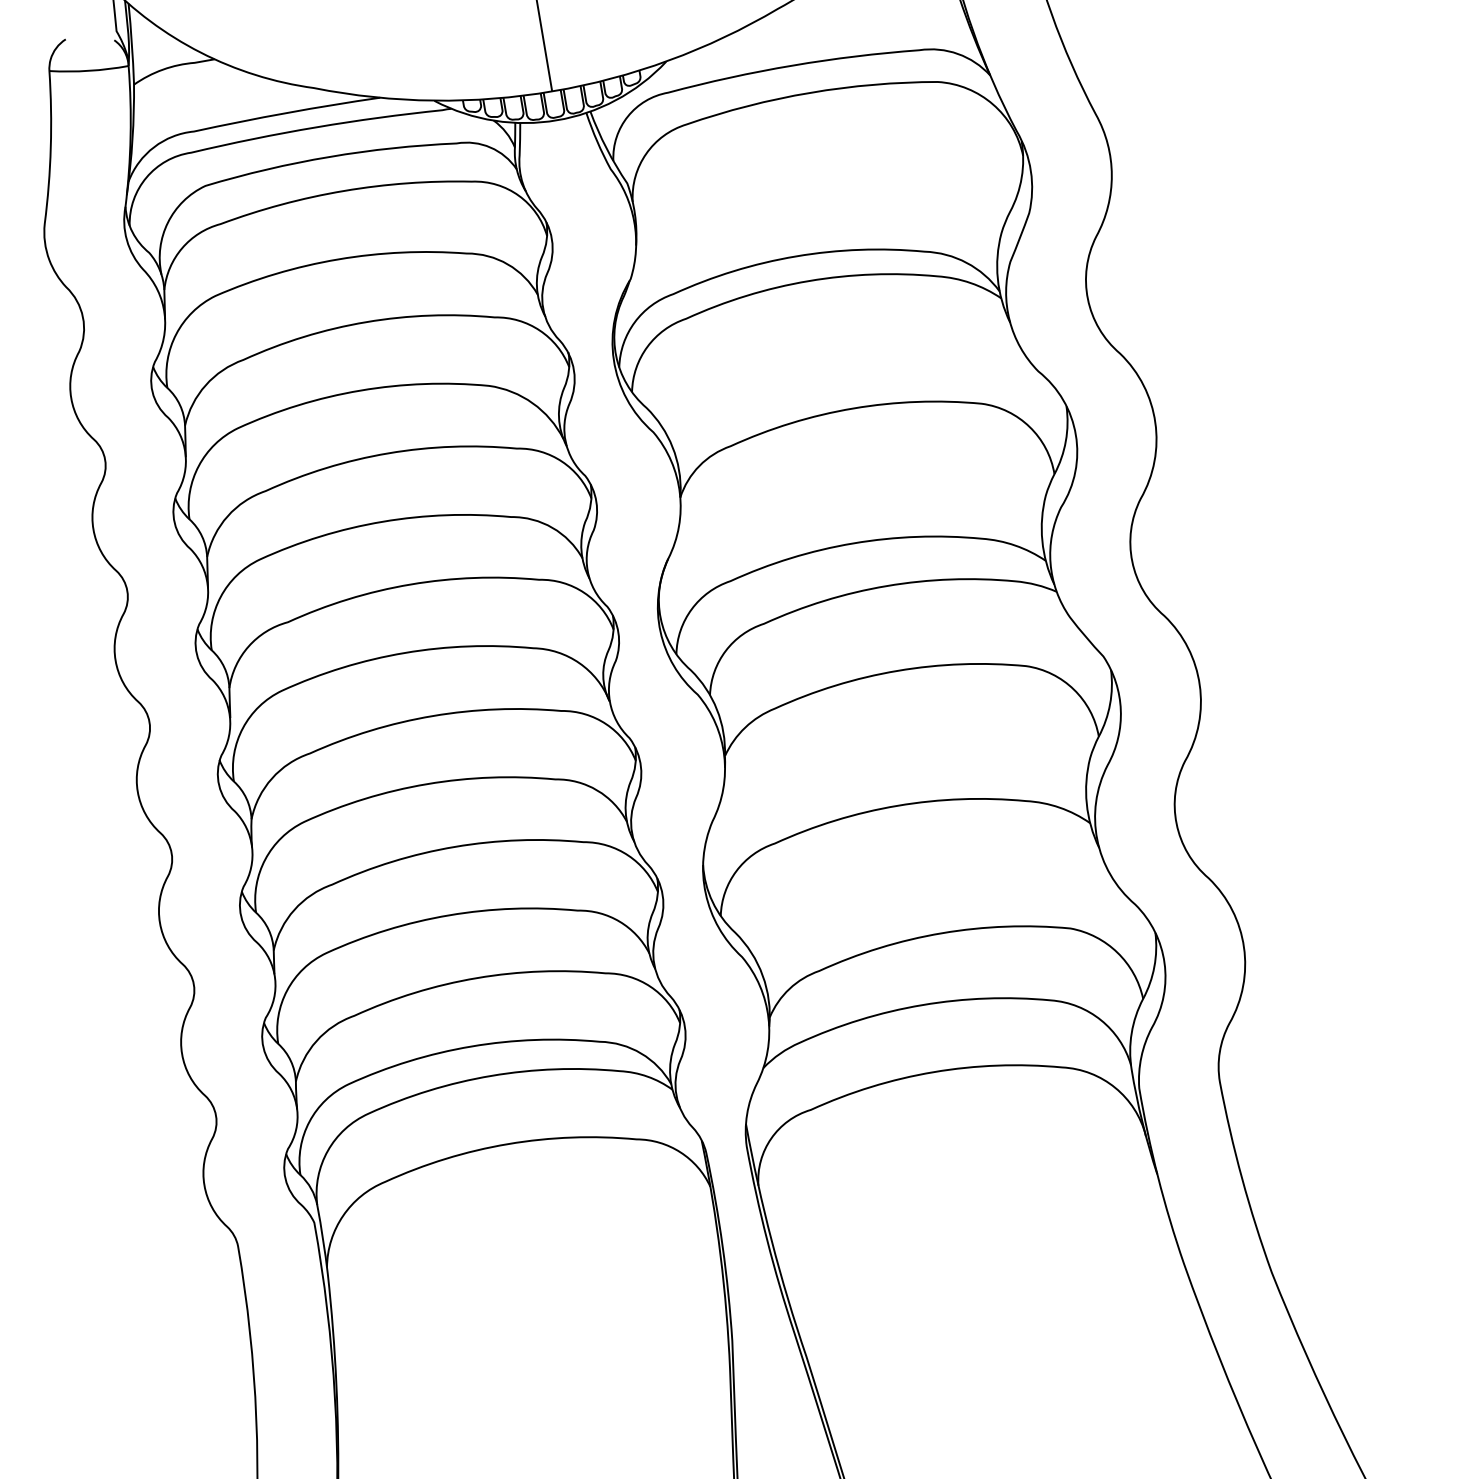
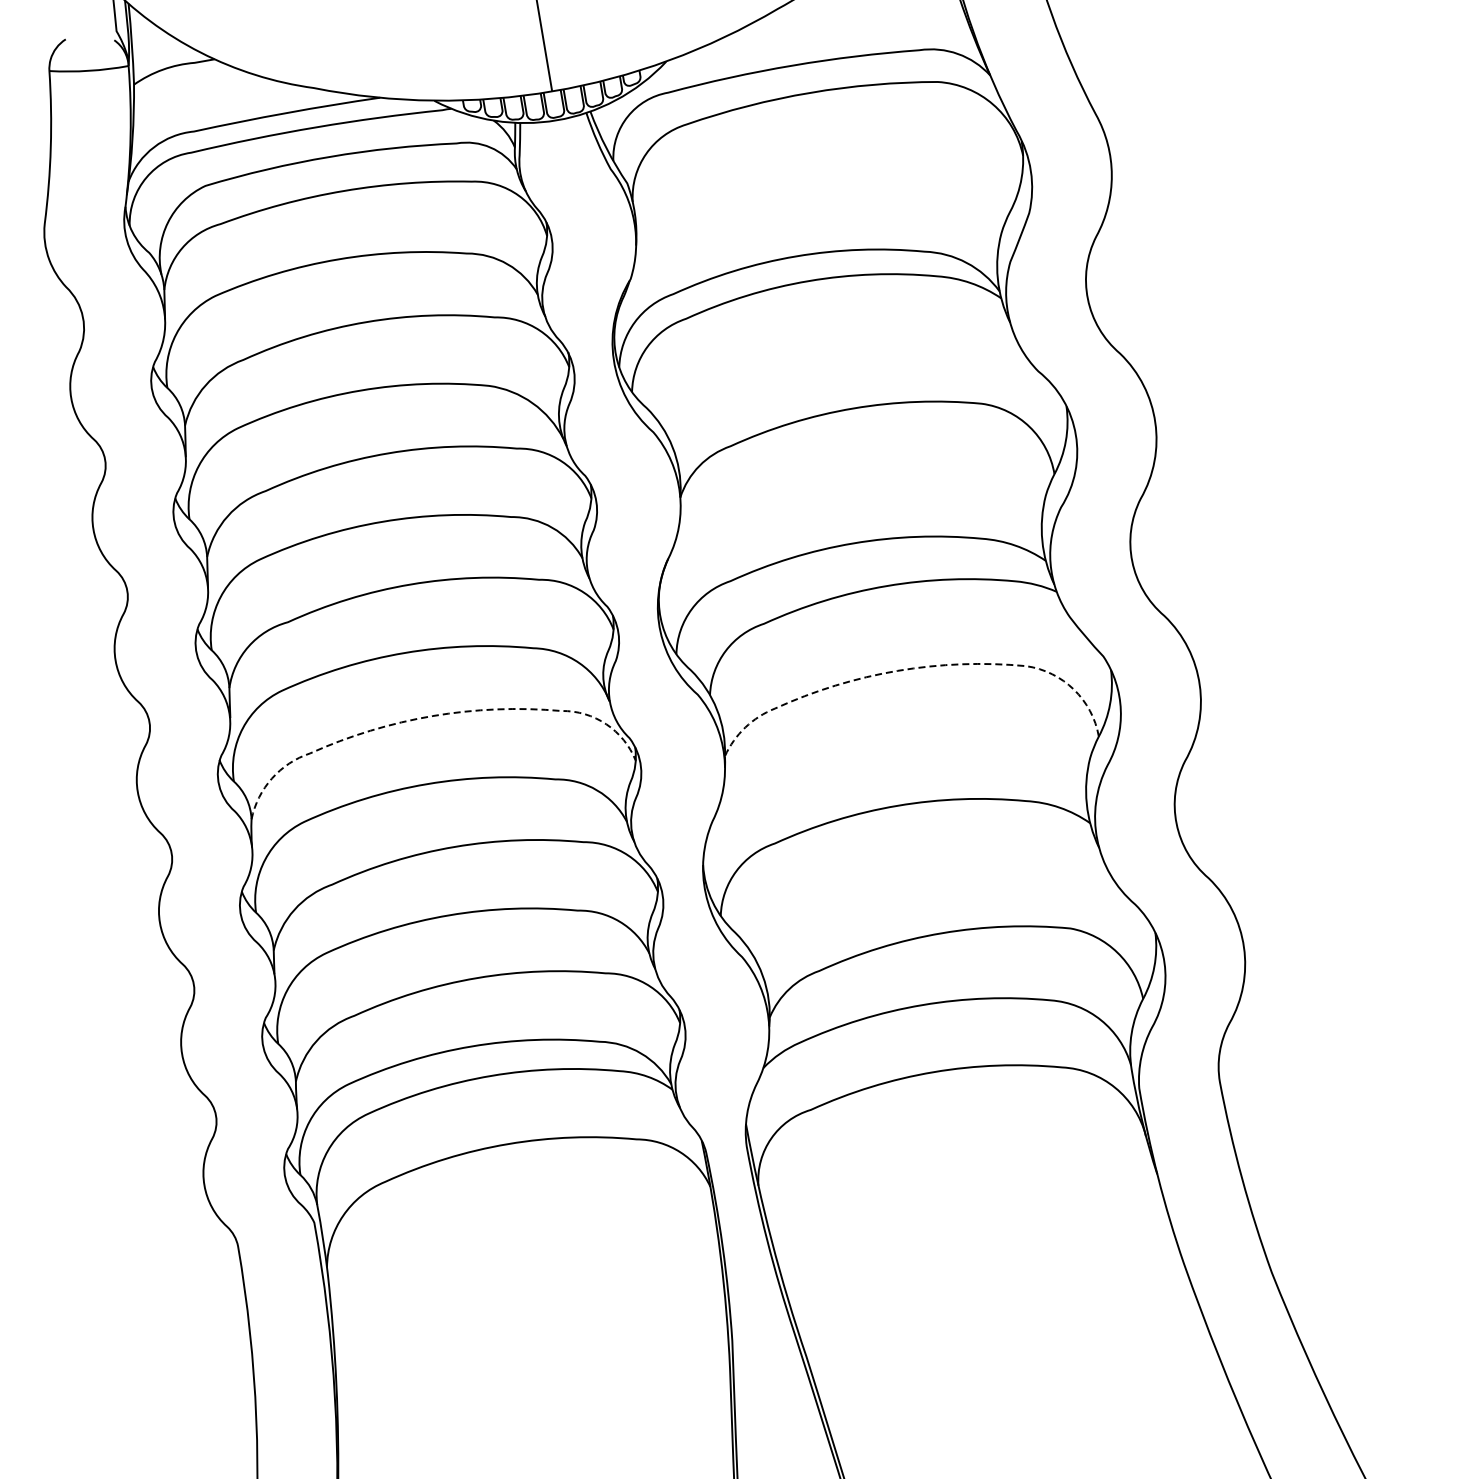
line: solid -> dashed (918, 667)
line: solid -> dashed (434, 715)
